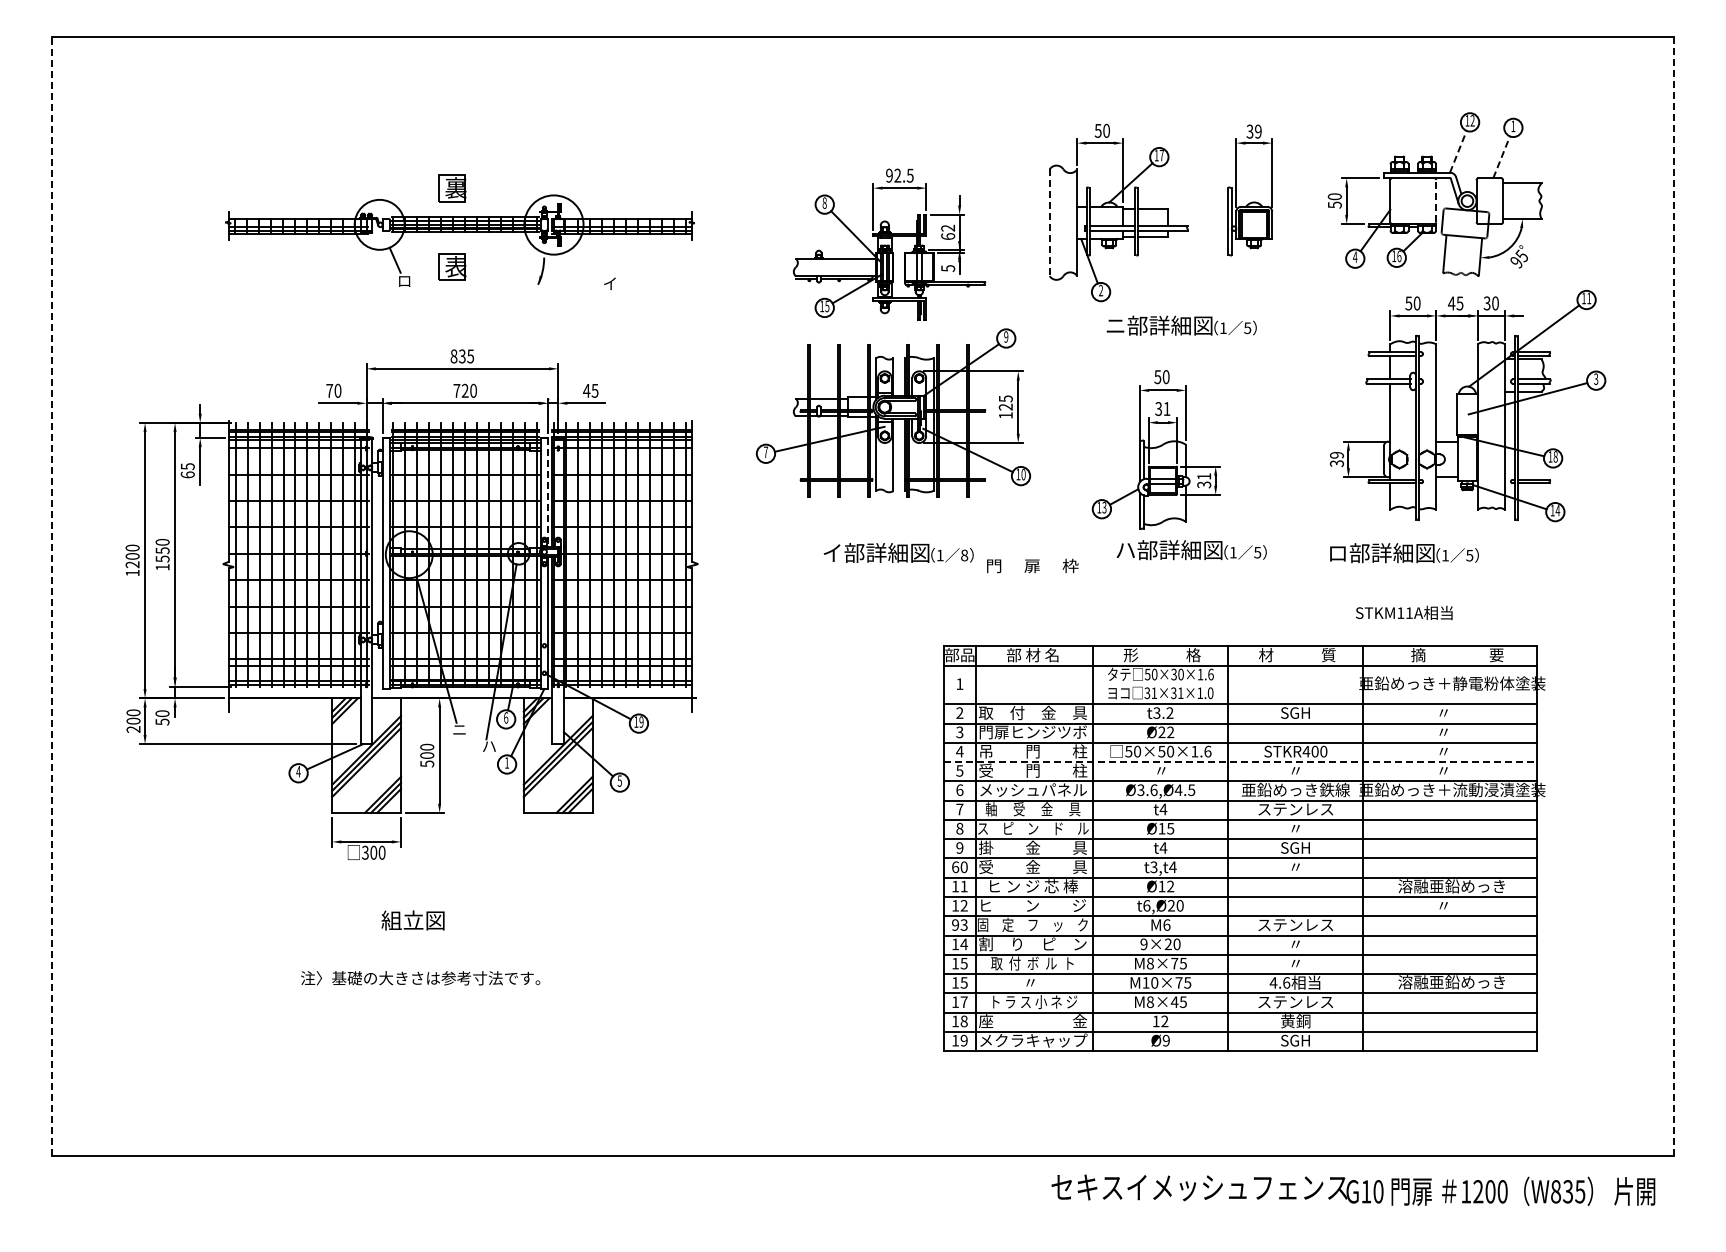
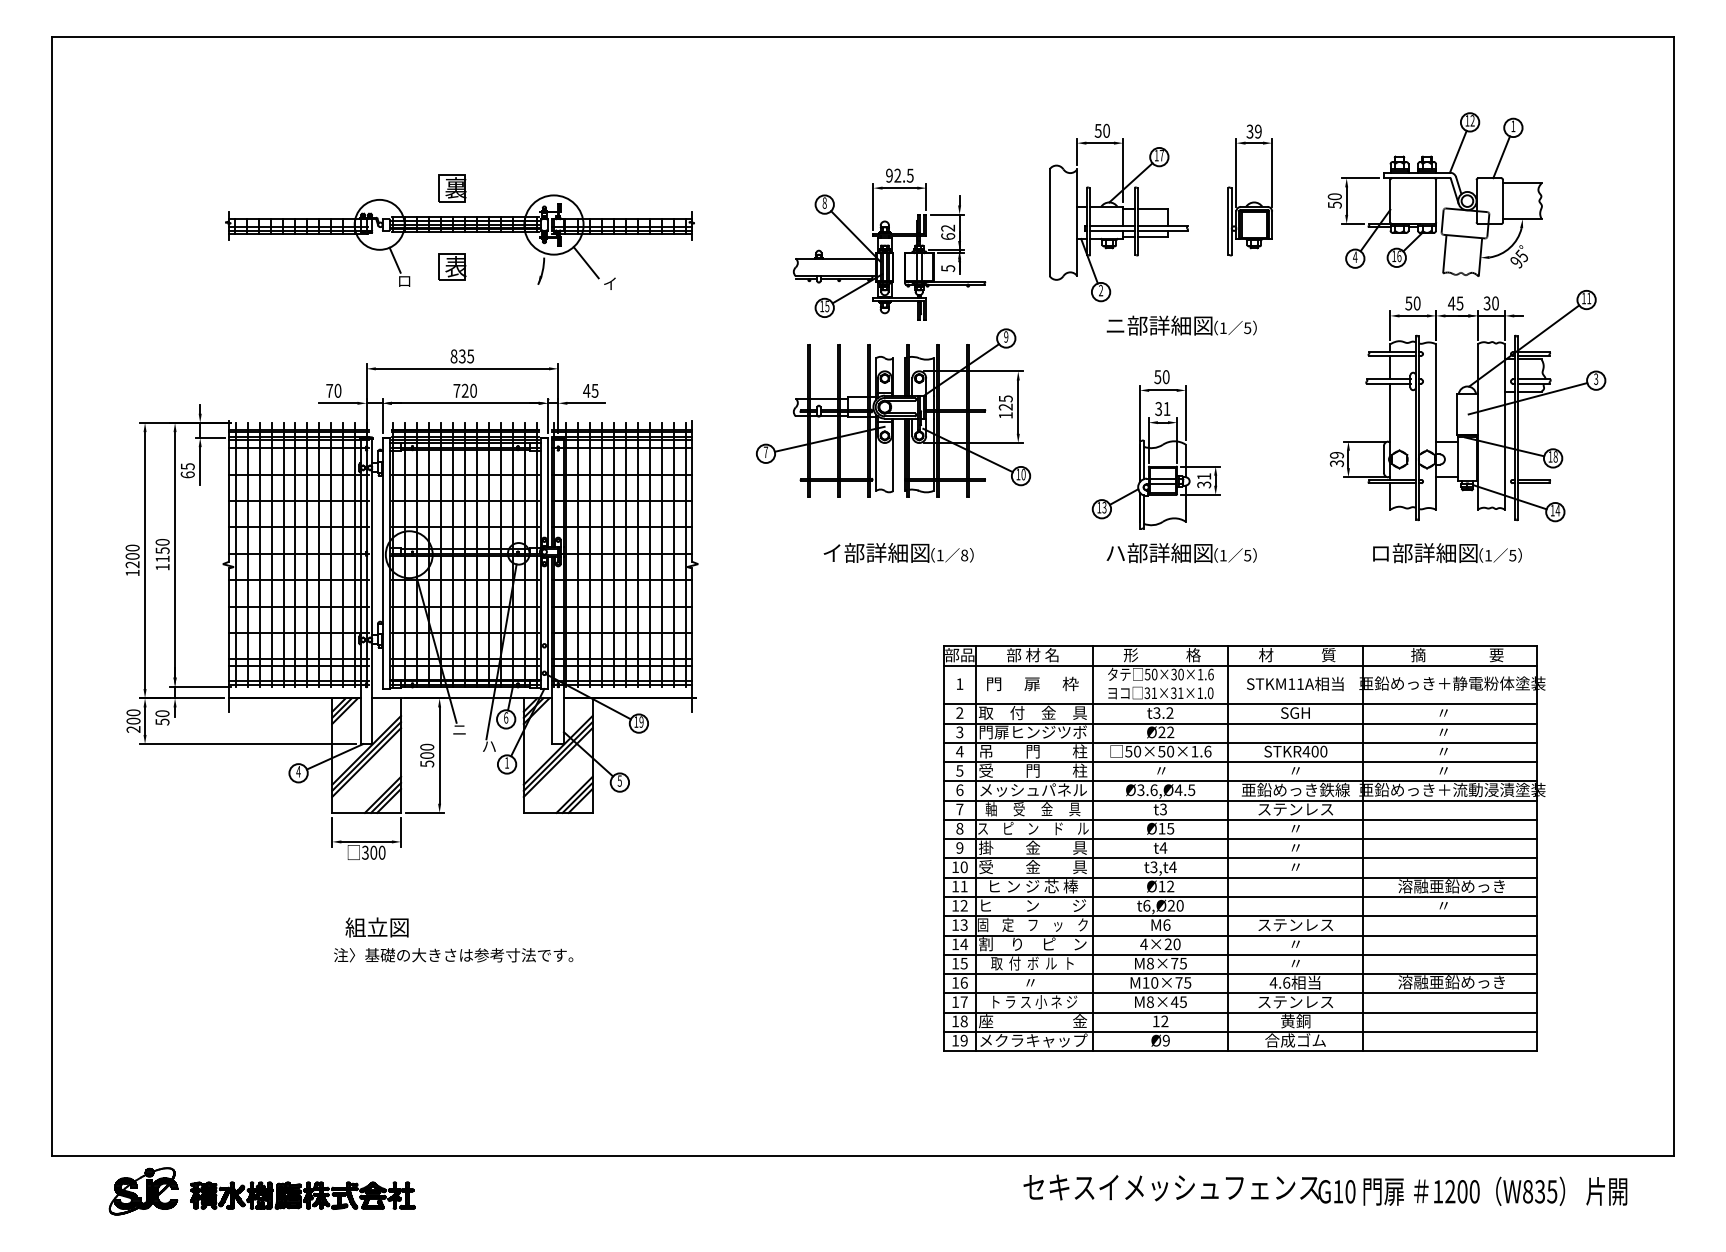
line: dashed -> solid (1458, 151)
line: dashed -> solid (1501, 156)
line: dashed -> solid (1436, 200)
line: dashed -> solid (1049, 223)
line: none -> present (585, 262)
line: dashed -> solid (547, 492)
text position: (1191, 550) -> (1181, 553) (1181, 553)
text position: (1404, 553) -> (1447, 553) (1447, 553)
text: 1550 -> 1150 (162, 558)
text position: (1032, 565) -> (1032, 683) (1032, 683)
line: dashed -> solid (51, 596)
line: dashed -> solid (1674, 597)
text position: (1404, 612) -> (1295, 683) (1295, 683)
line: dashed -> solid (1240, 762)
text: t4 -> t3 (1163, 809)
text: SGH -> 〃 (1295, 847)
text: 60 -> 10 (955, 867)
text position: (412, 920) -> (376, 927) (376, 927)
text: 93 -> 13 (955, 924)
text: 9×20 -> 4×20 (1143, 944)
text position: (420, 978) -> (453, 955) (453, 955)
text: 15 -> 16 (963, 982)
text: SGH -> 合成ゴム (1295, 1040)
text position: (1353, 1189) -> (1325, 1189) (1325, 1189)
part: none -> present (261, 1191)
